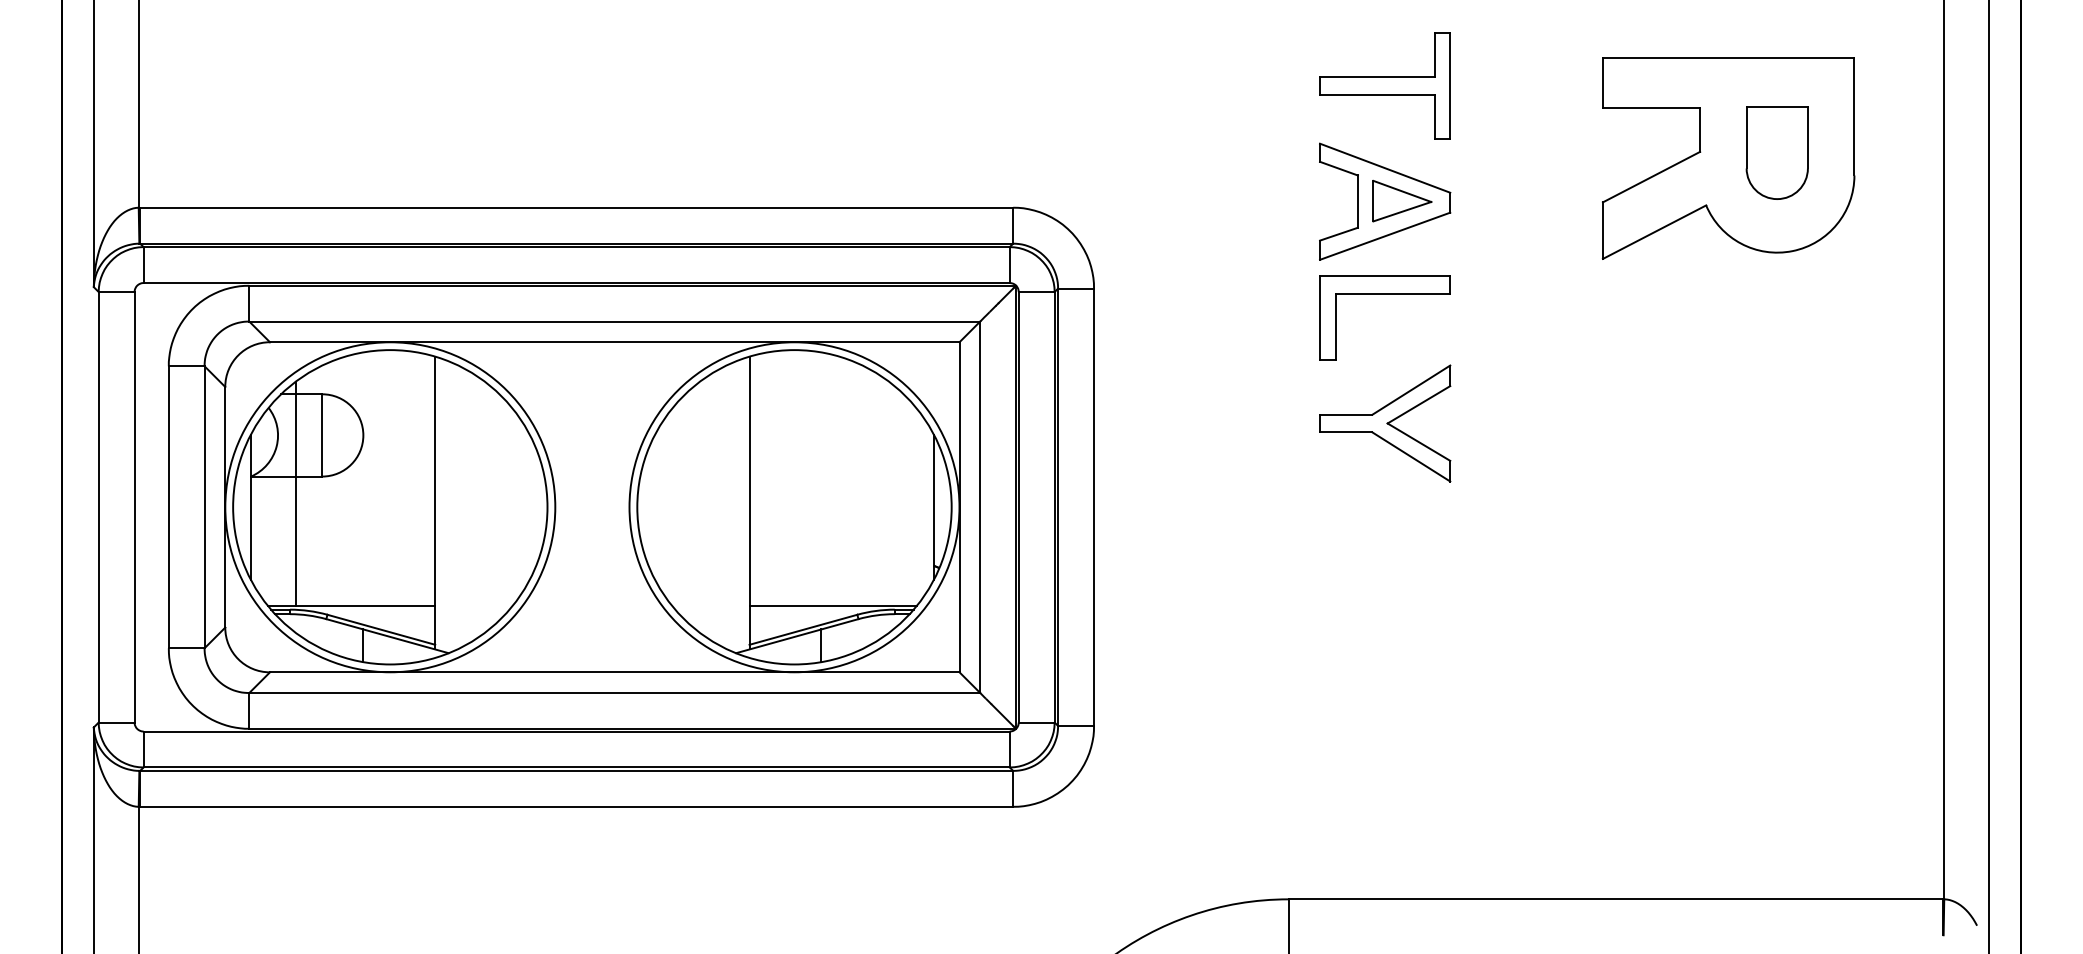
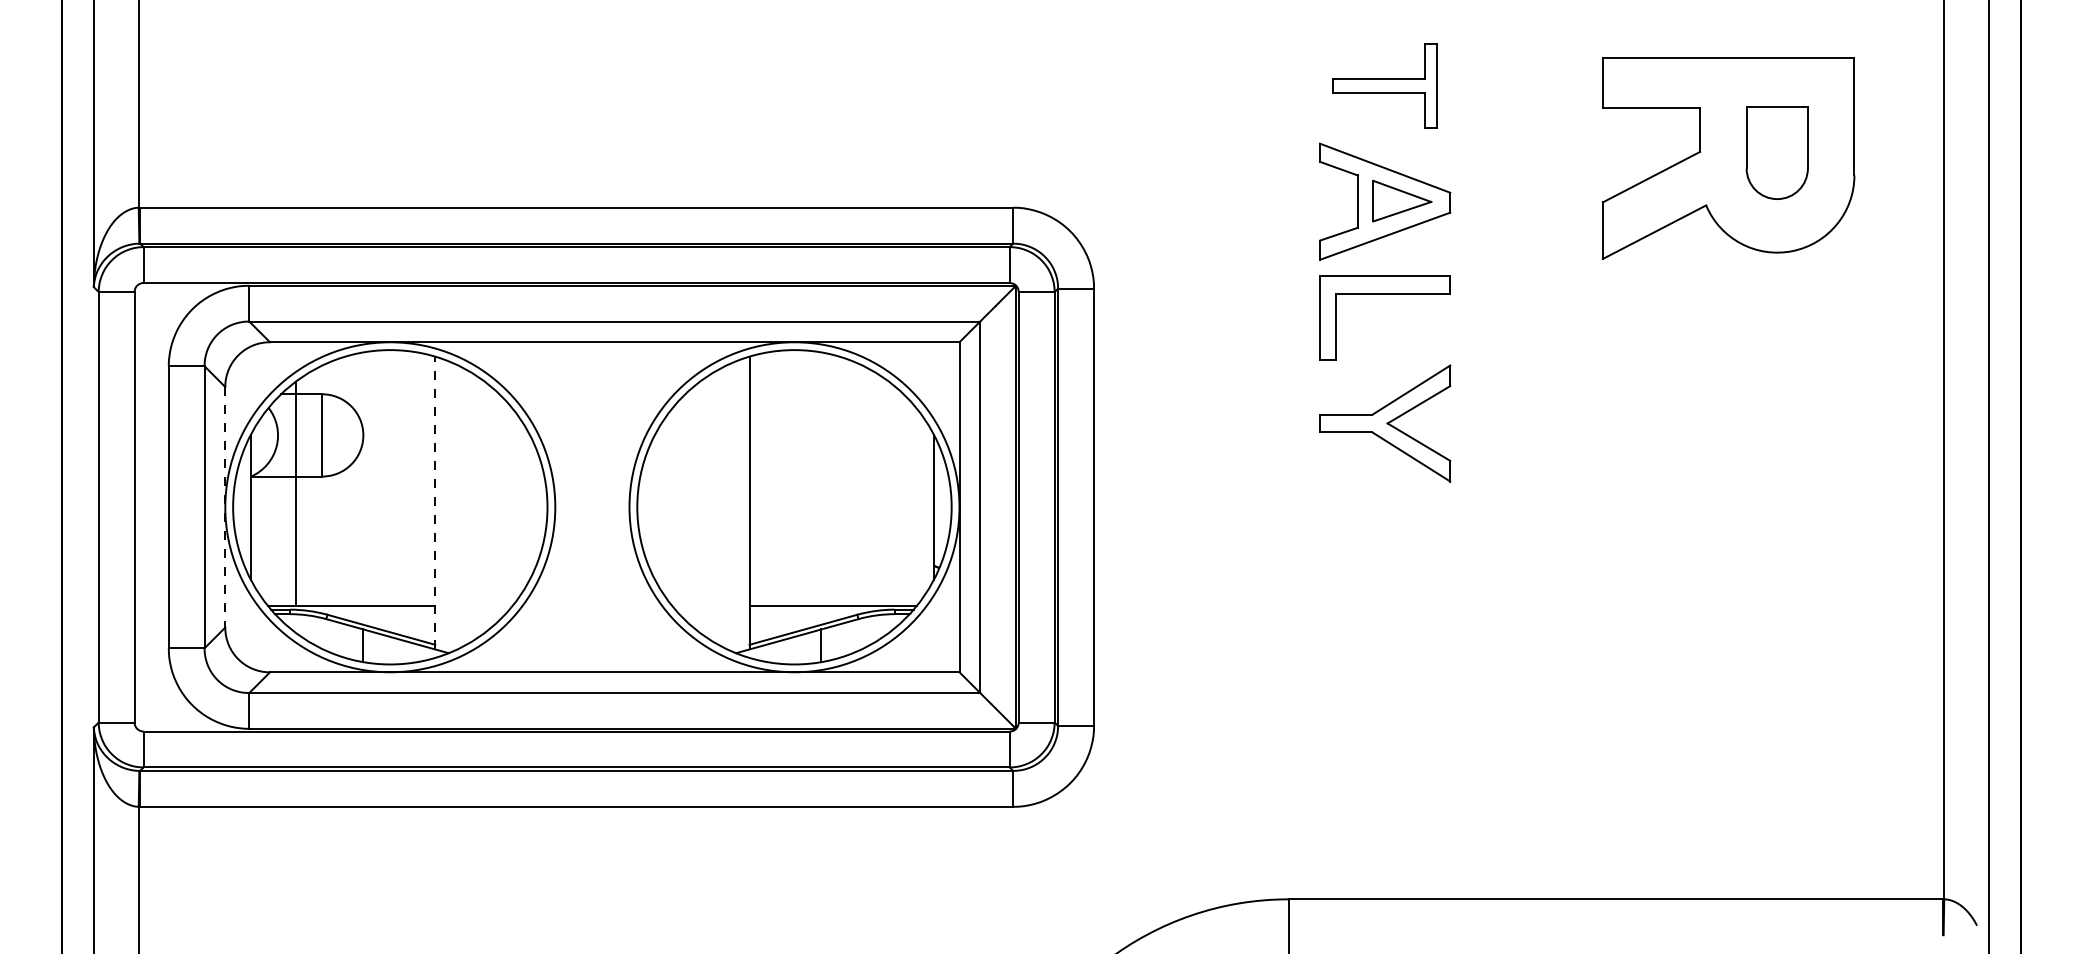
part size: 132x108 px -> 106x86 px (1384, 85)
line: solid -> dashed (435, 502)
line: solid -> dashed (225, 507)
